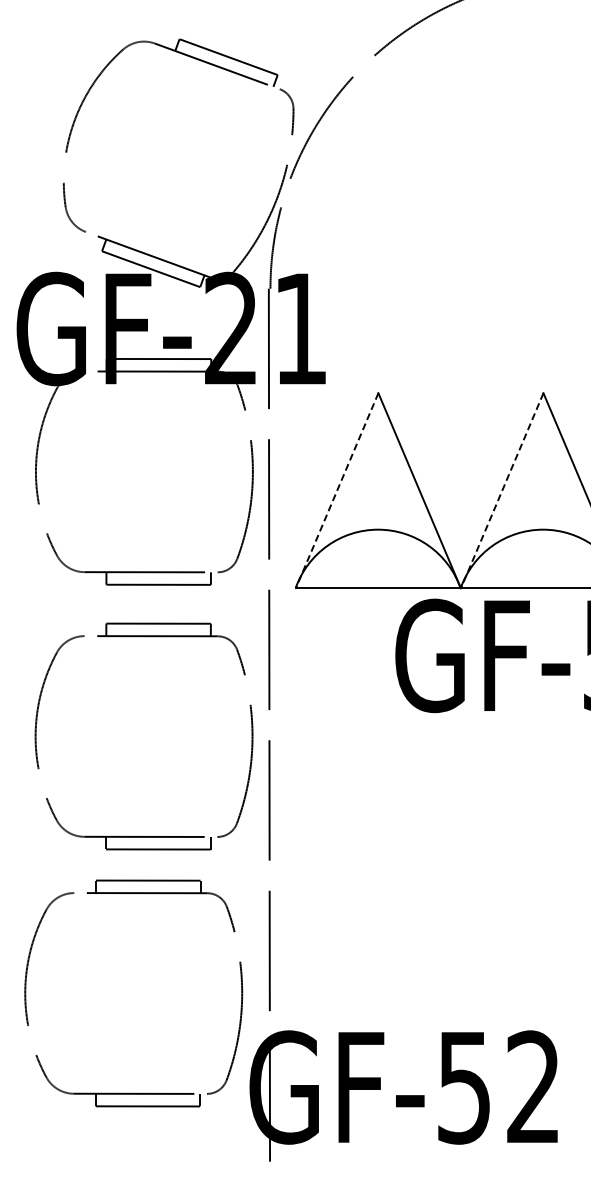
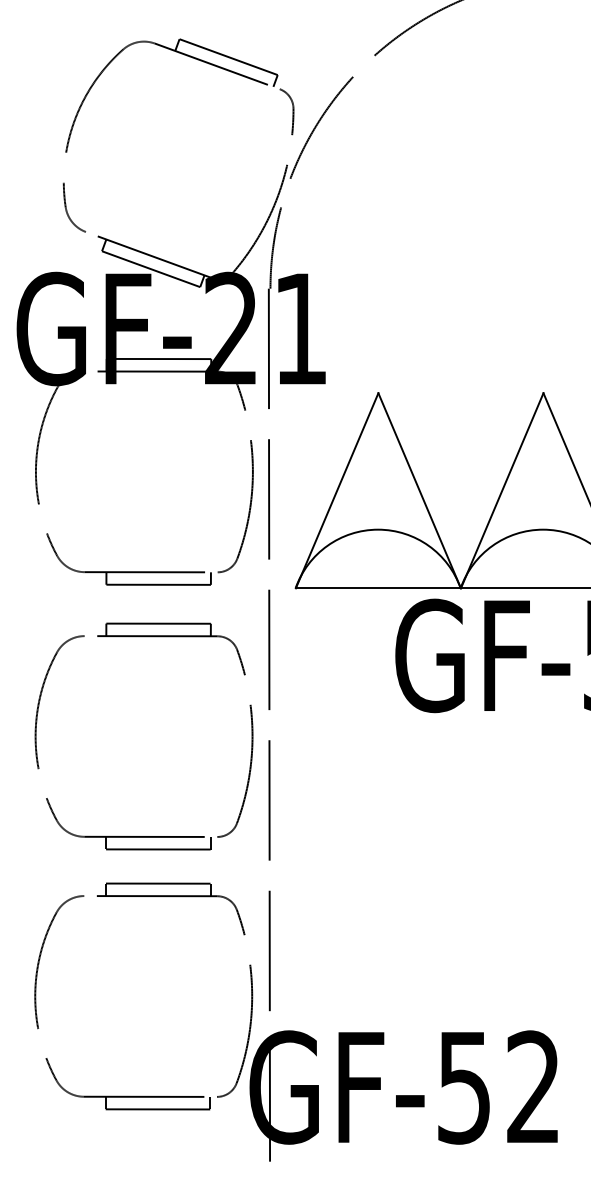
line: dashed -> solid (337, 490)
line: dashed -> solid (502, 490)
part position: (133, 1092) -> (143, 1095) (143, 1095)
